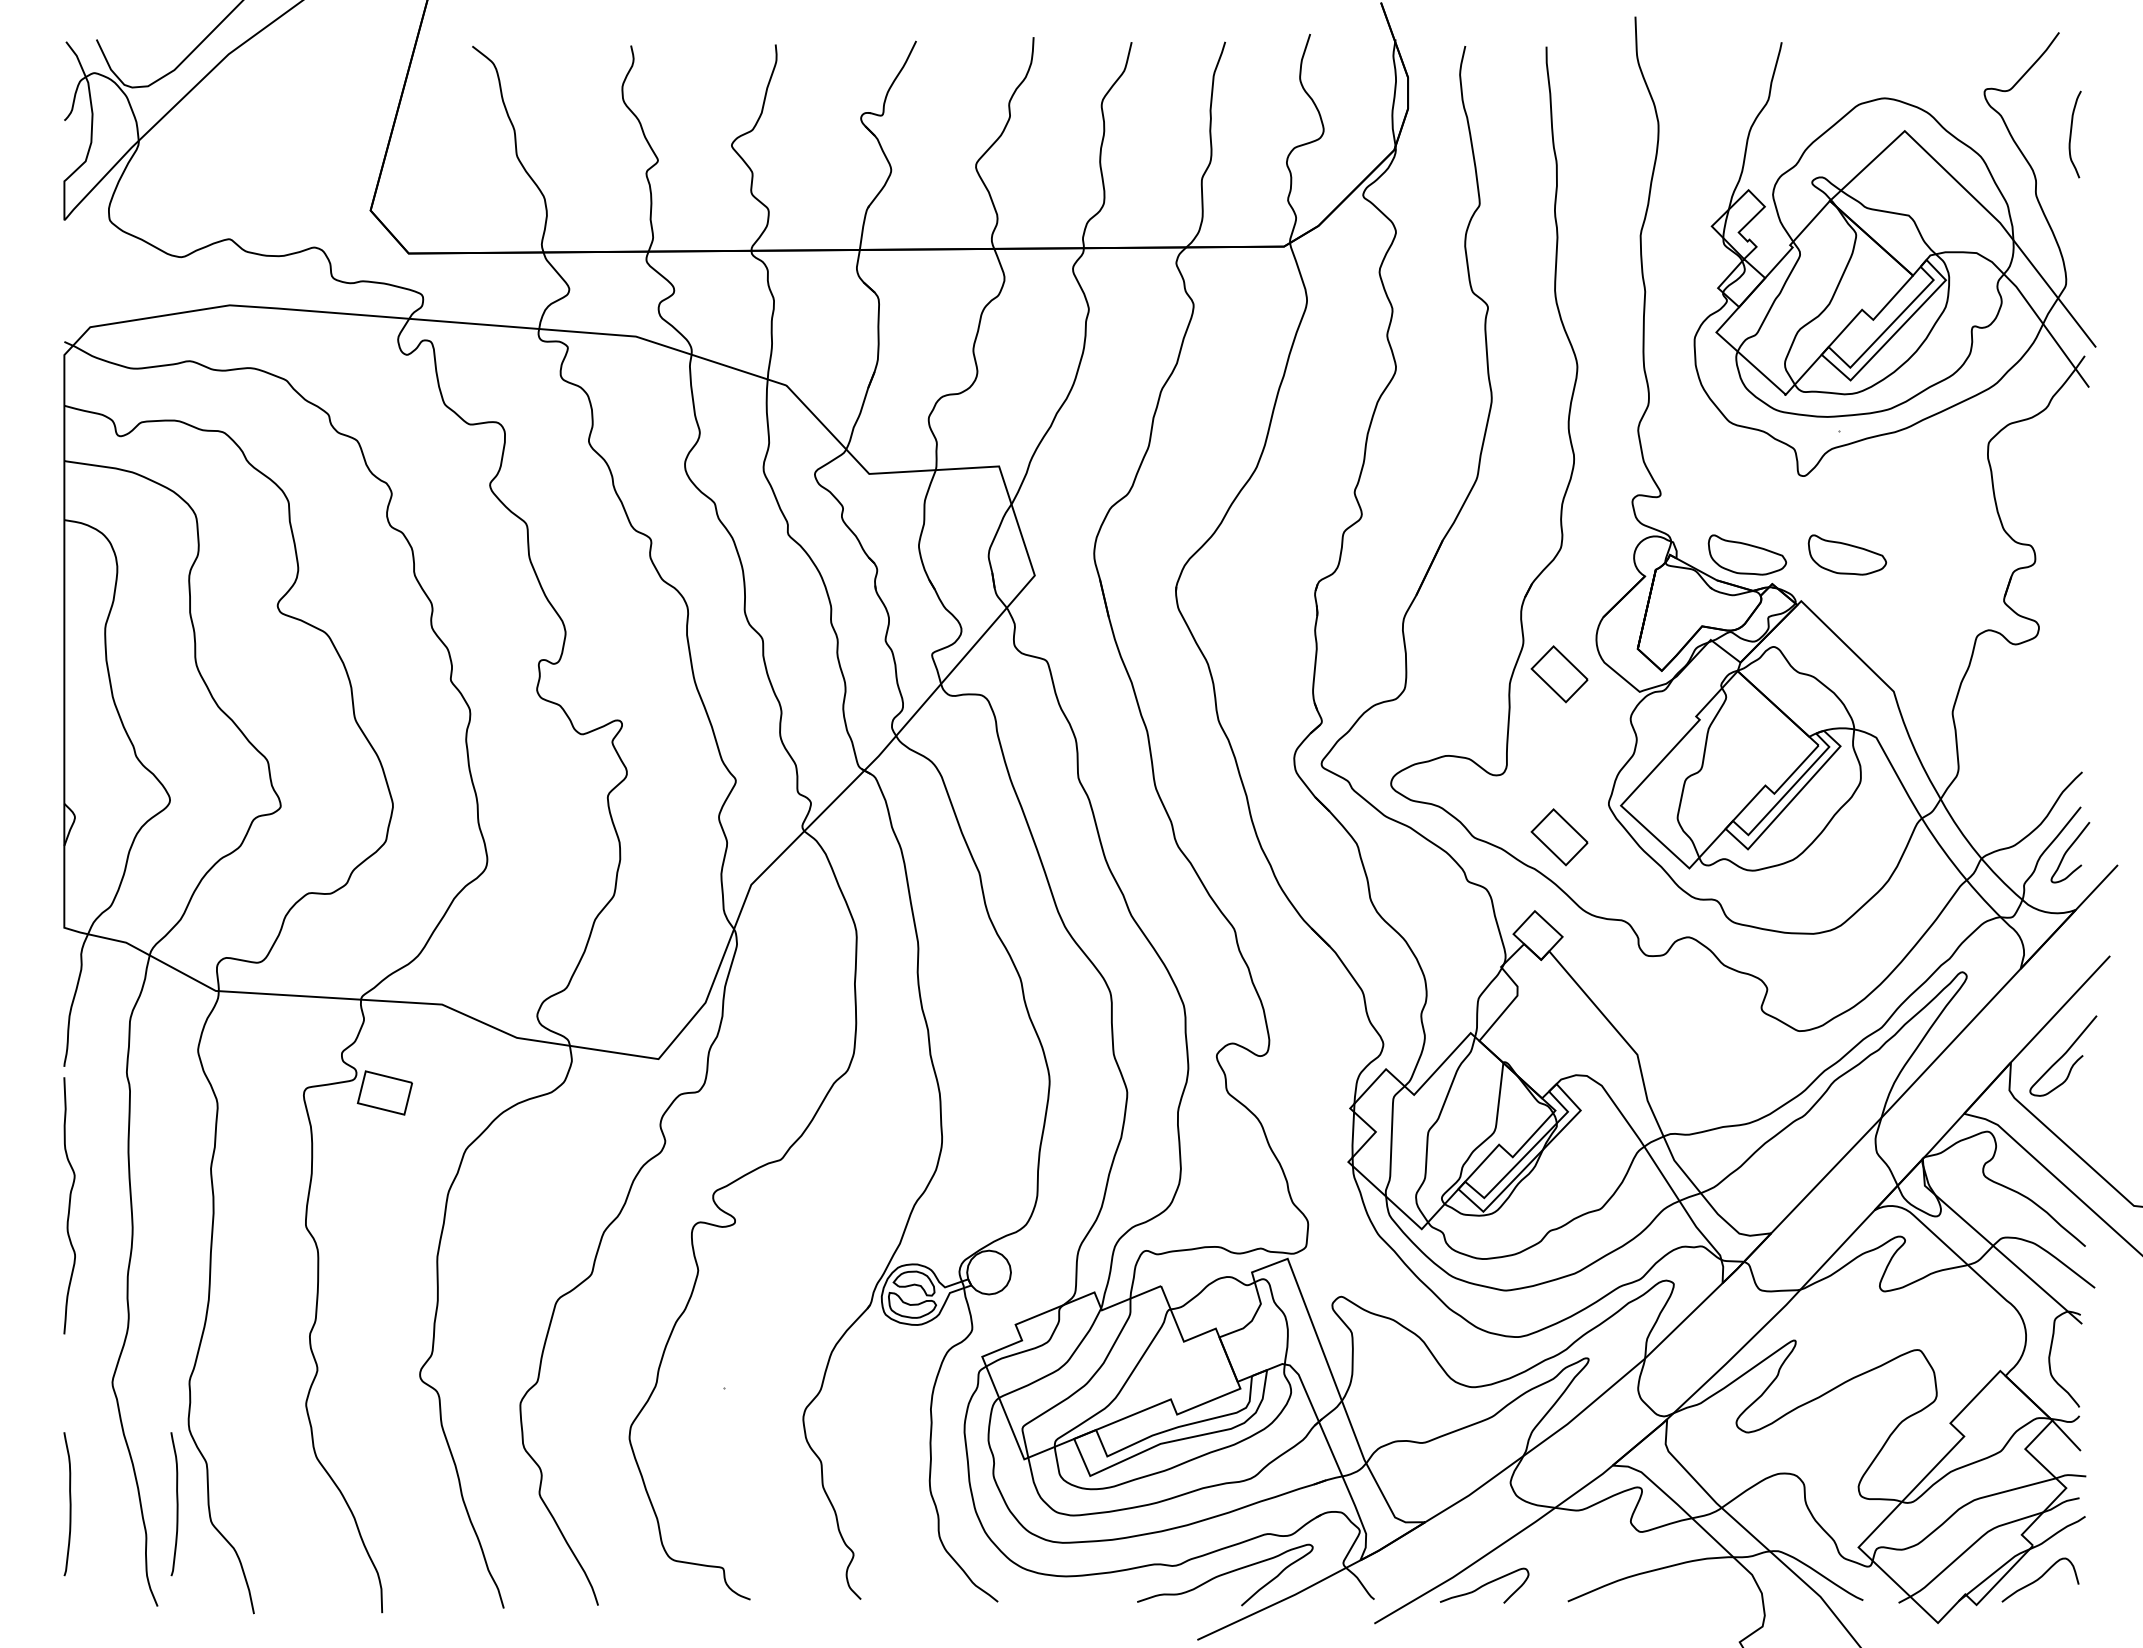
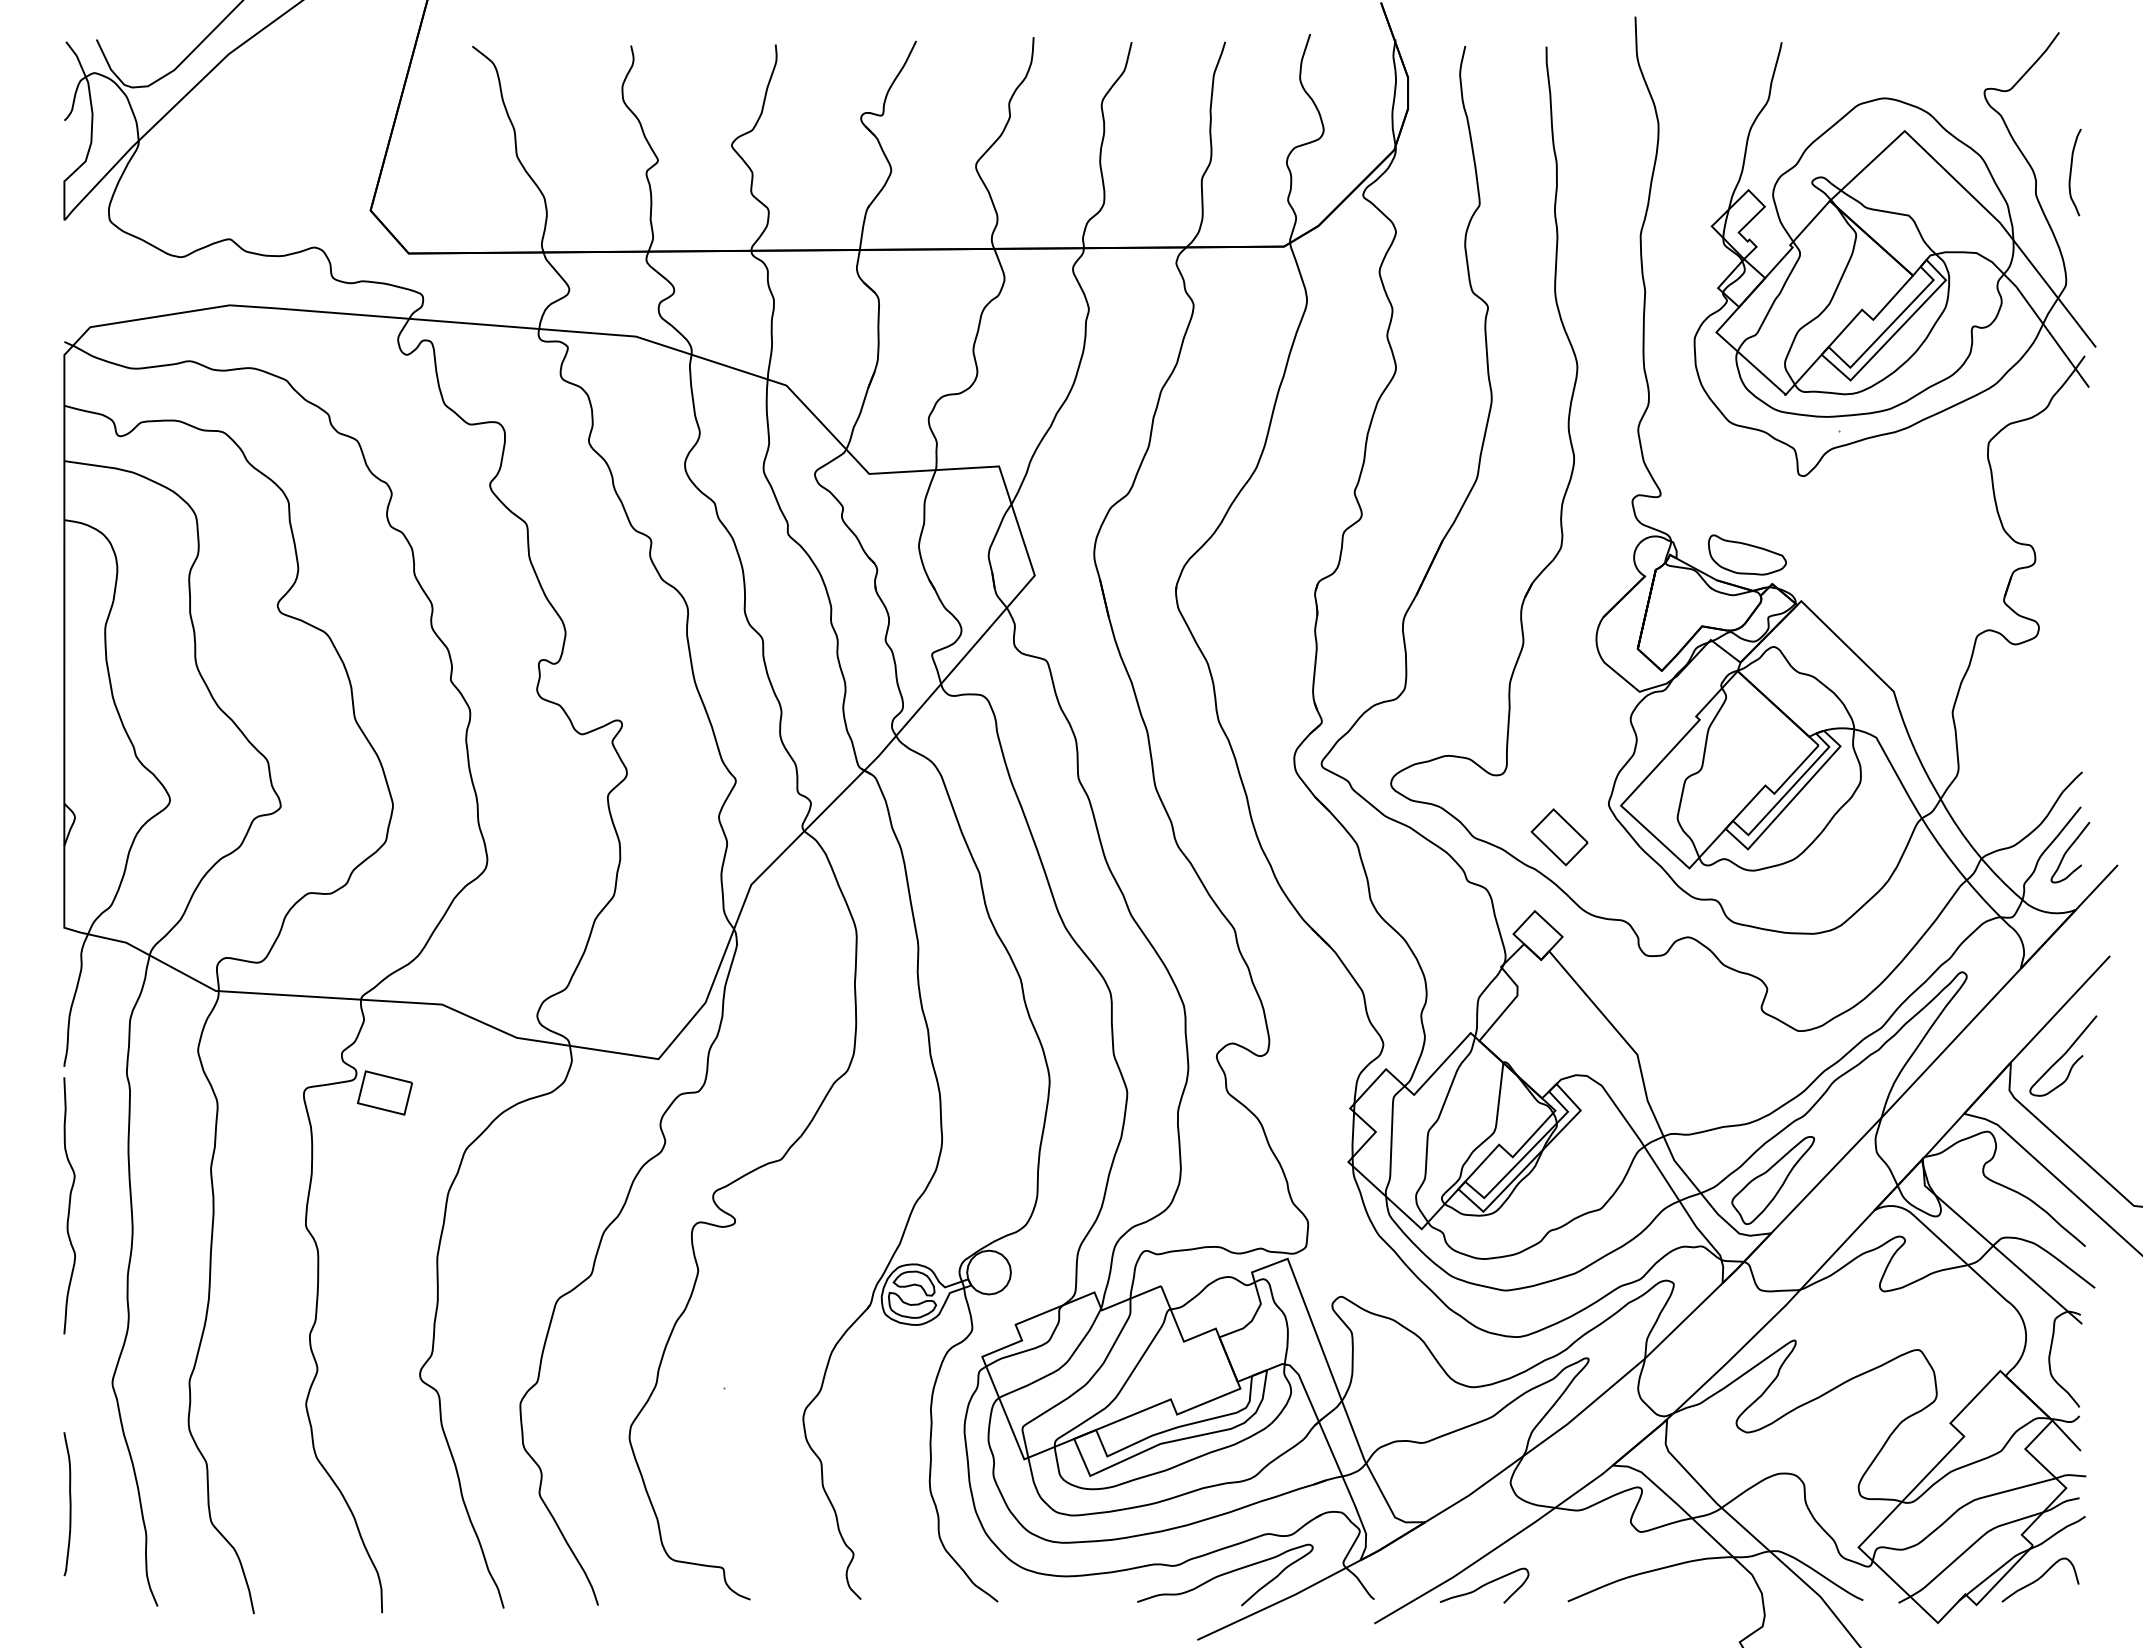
curve position: (2071, 134) -> (2071, 172) (2071, 172)
part: present -> none (1847, 554)
part: present -> none (1559, 674)
part: none -> present (1773, 1180)
curve: present -> none (176, 1504)
